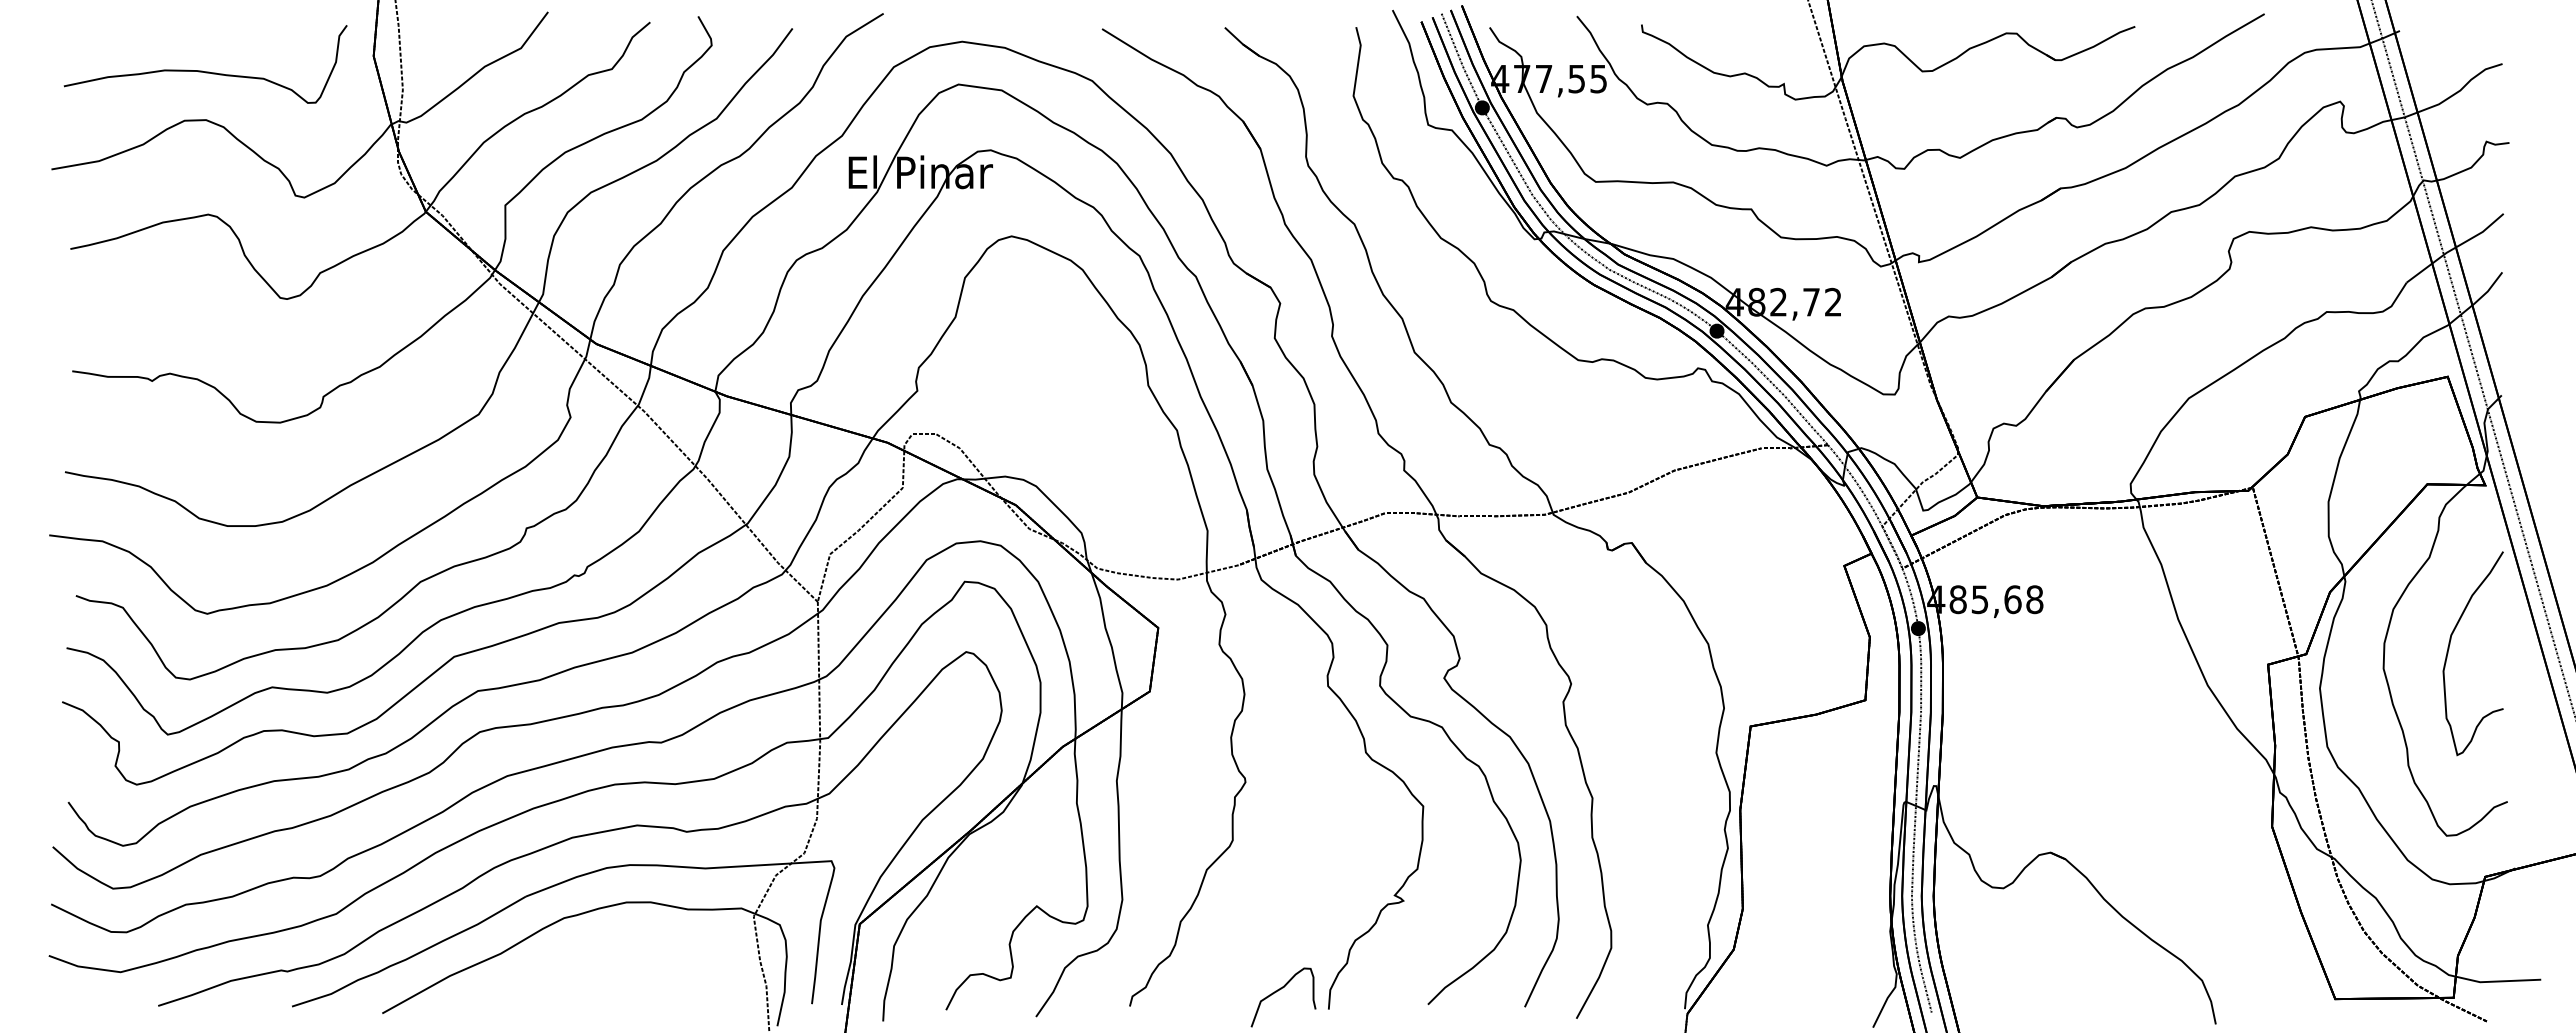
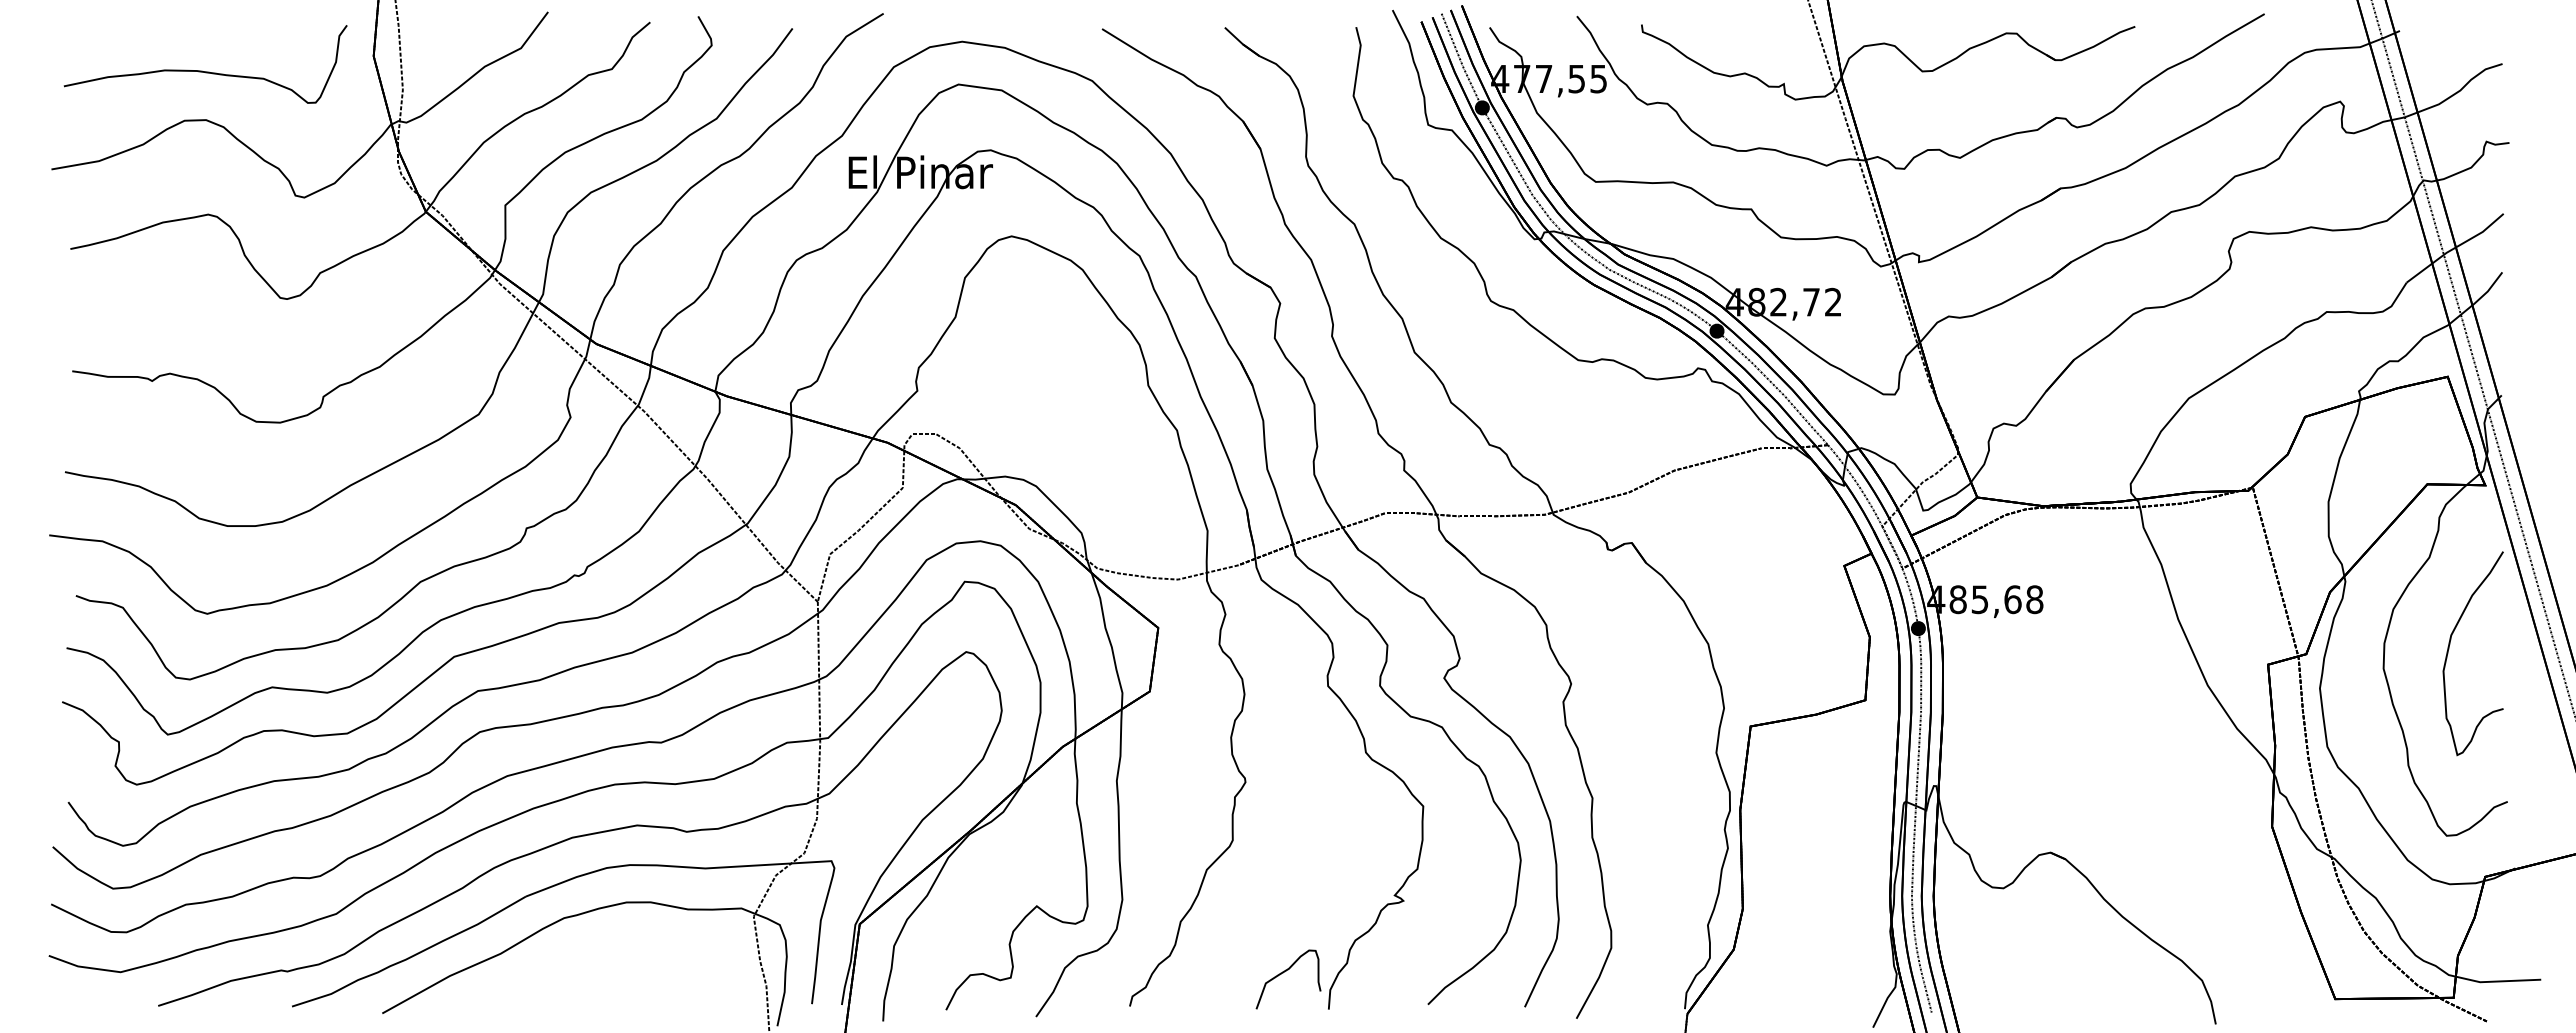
curve position: (1278, 991) -> (1283, 973) (1283, 973)
